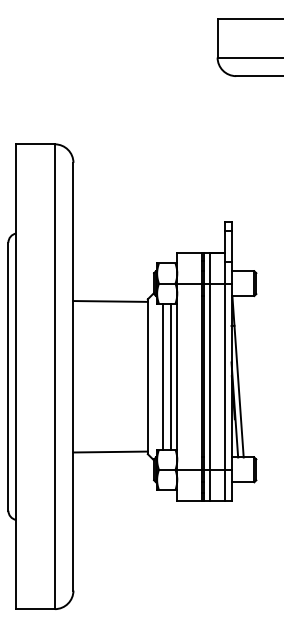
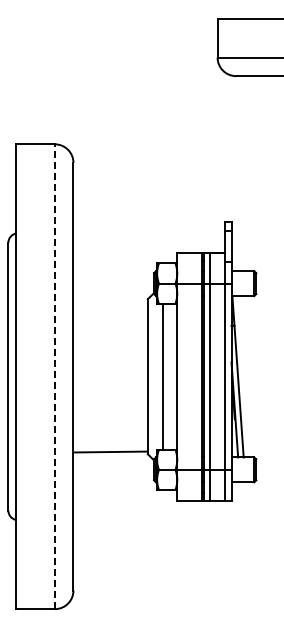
line: present -> none (110, 301)
line: solid -> dashed (54, 376)
line: present -> none (171, 376)
